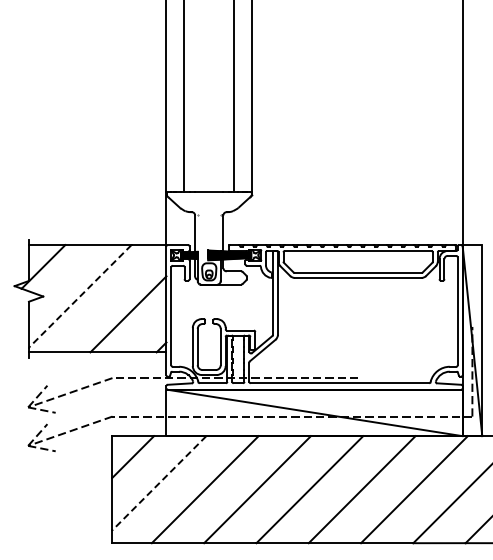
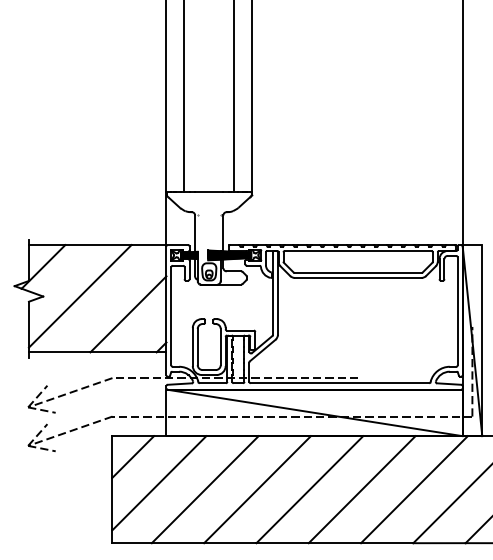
line: dashed -> solid (80, 296)
line: dashed -> solid (159, 483)
